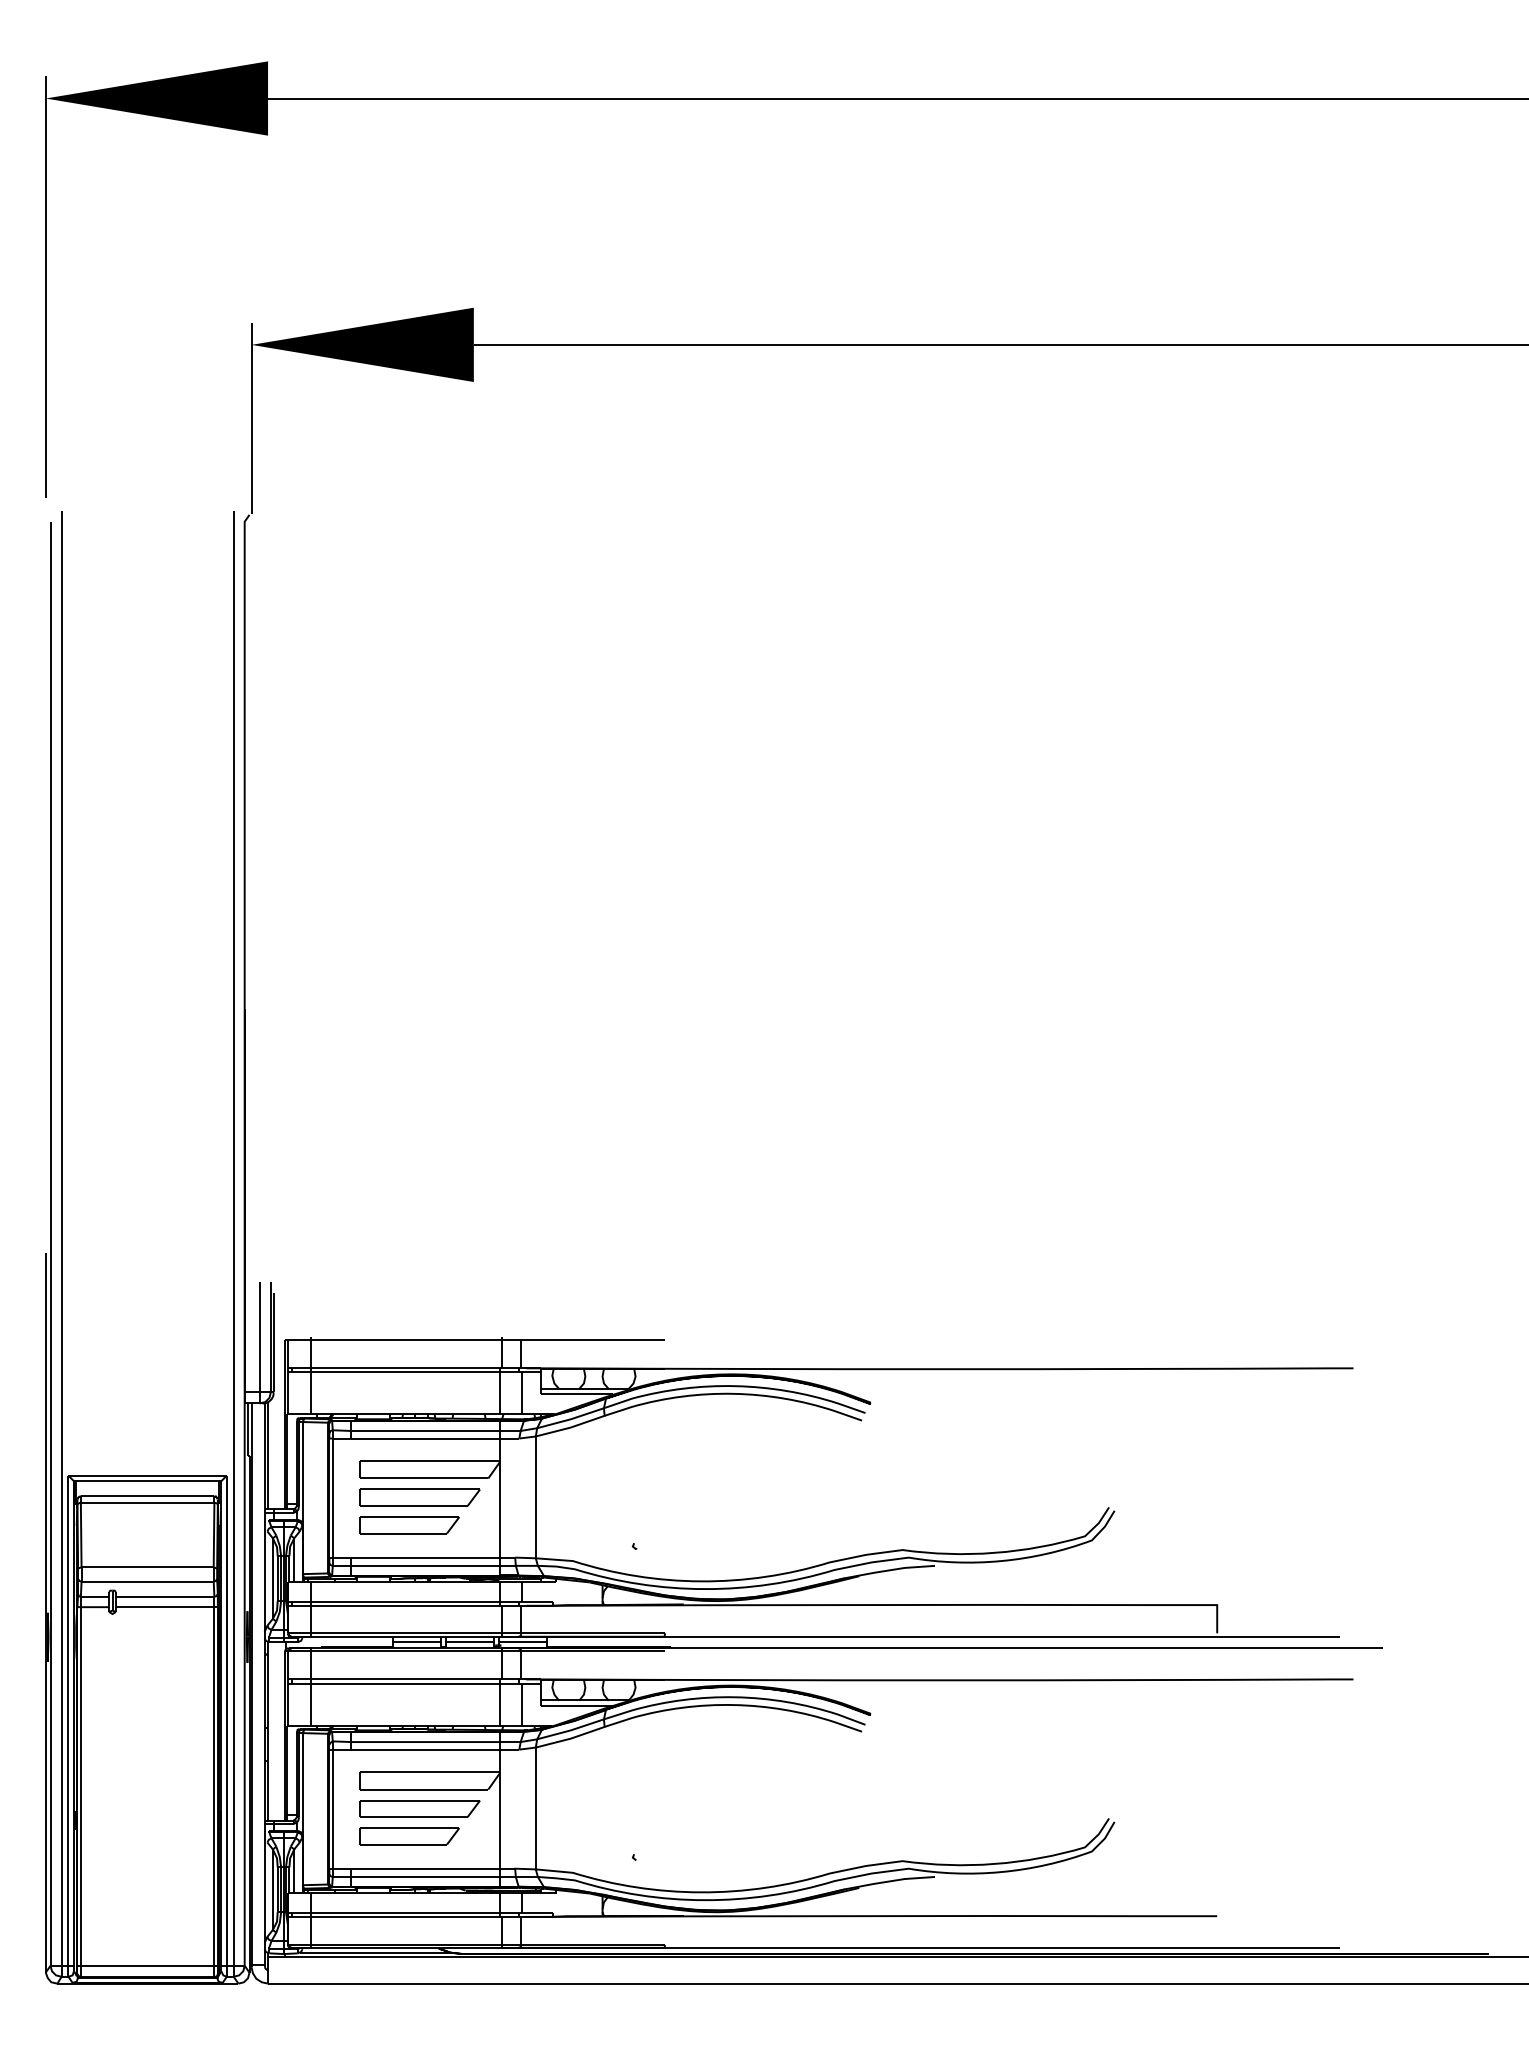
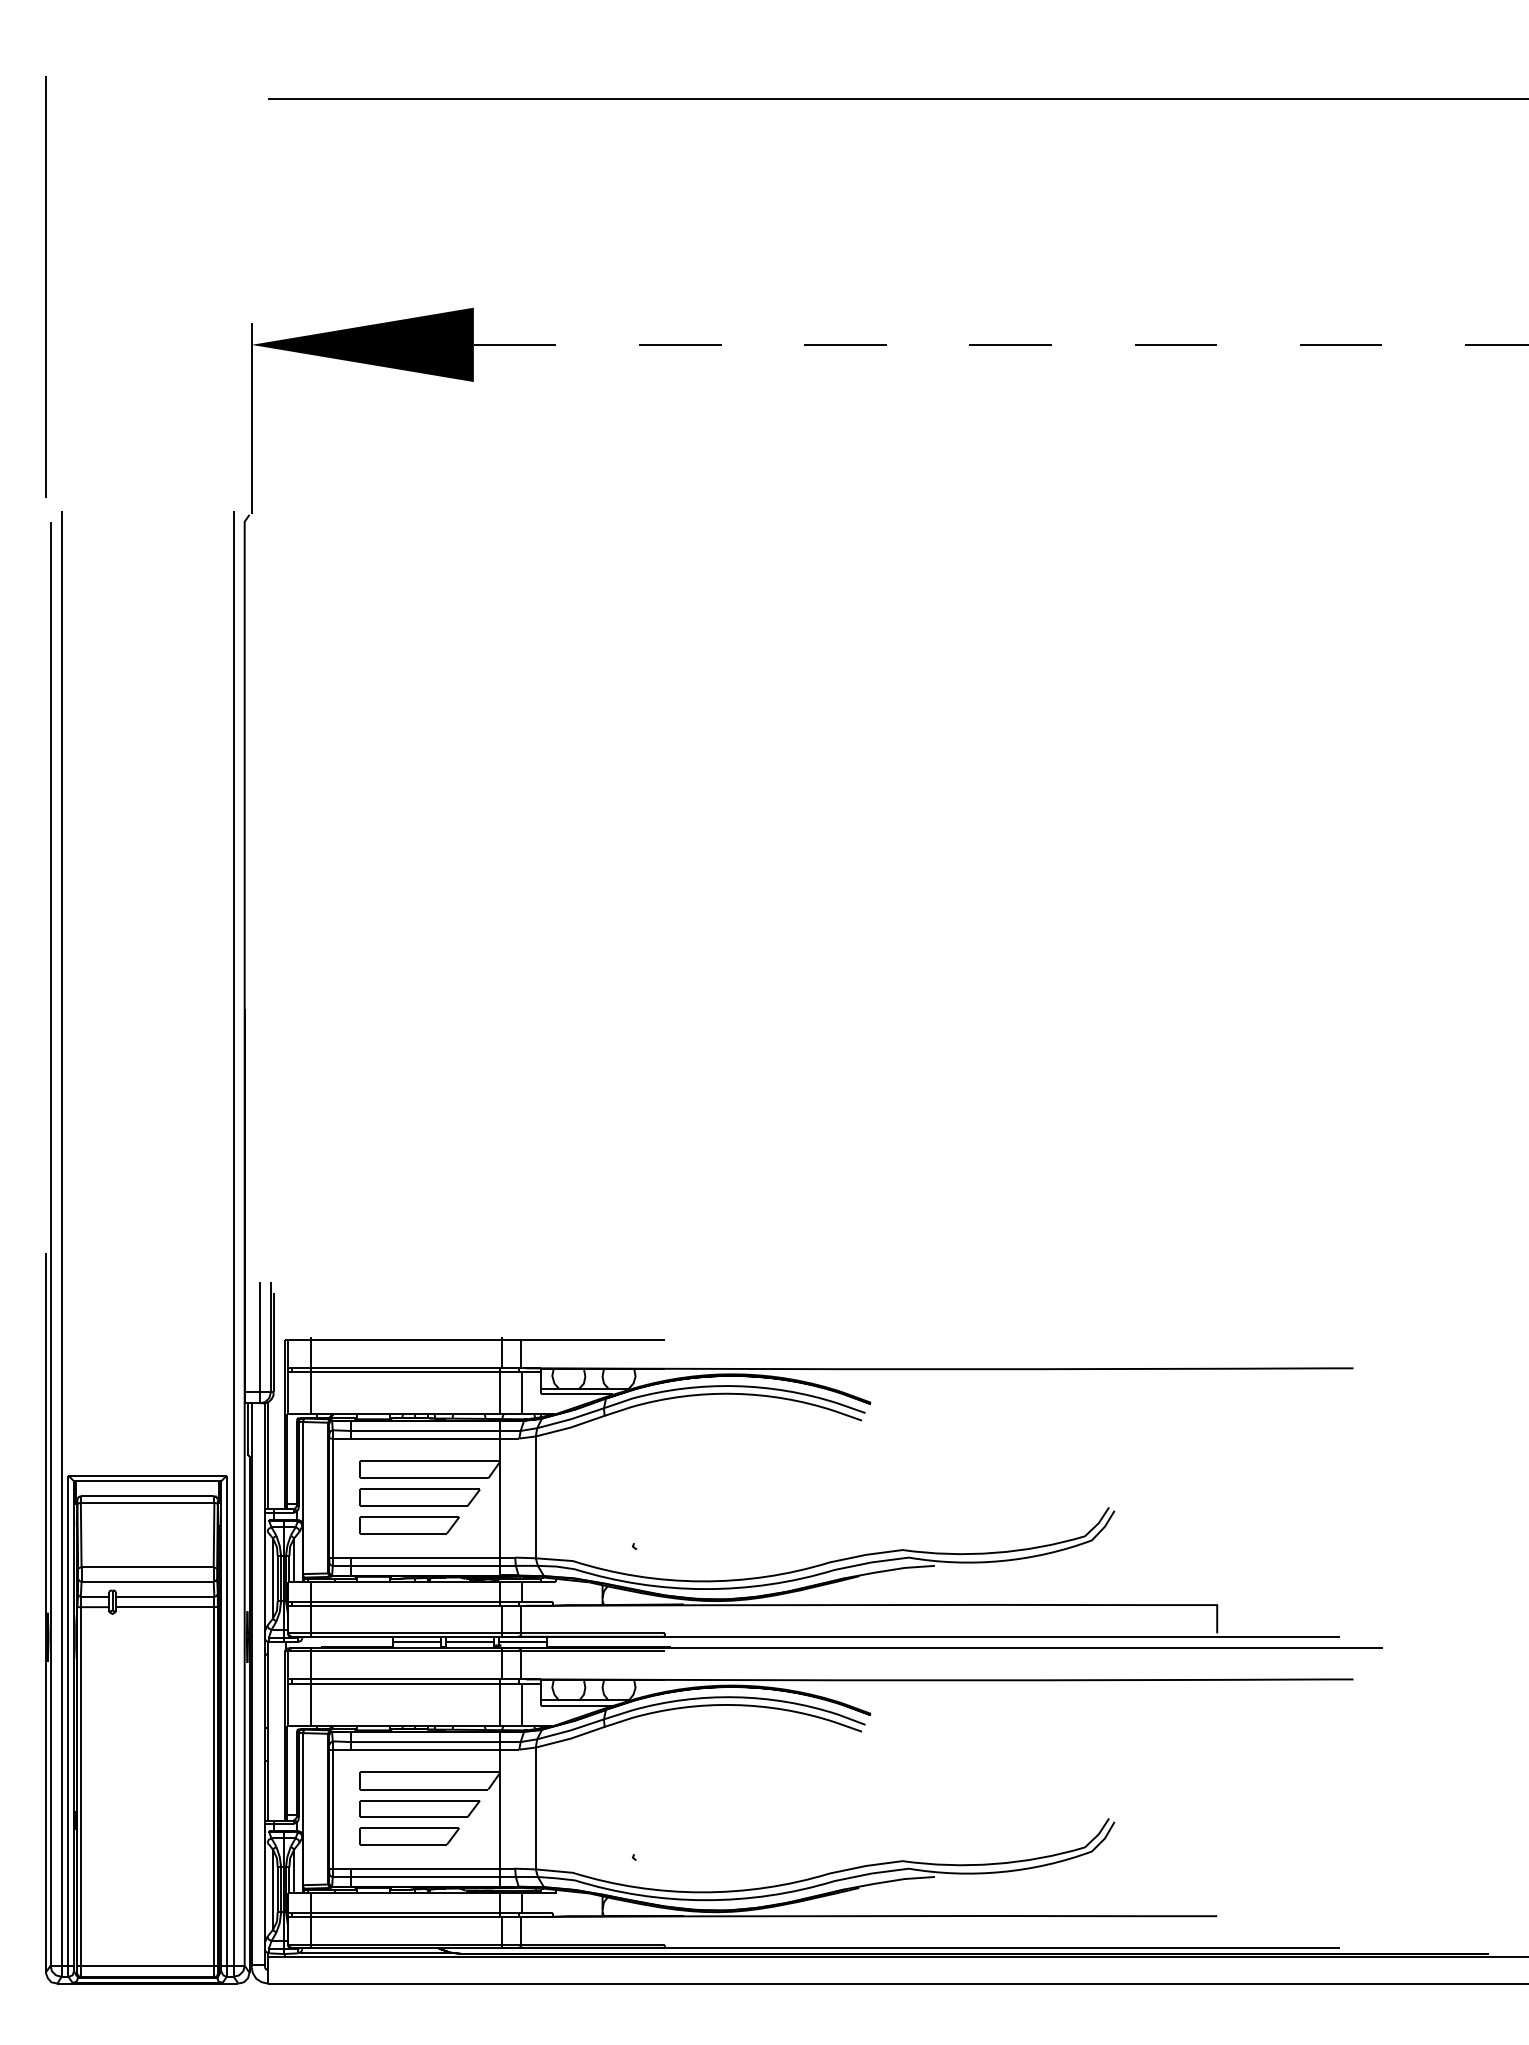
fill: present -> none (156, 98)
line: solid -> dashed (1001, 344)
